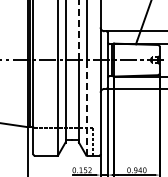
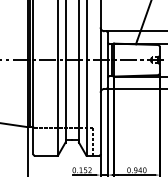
line: dashed -> solid (78, 30)
line: dashed -> solid (86, 107)
